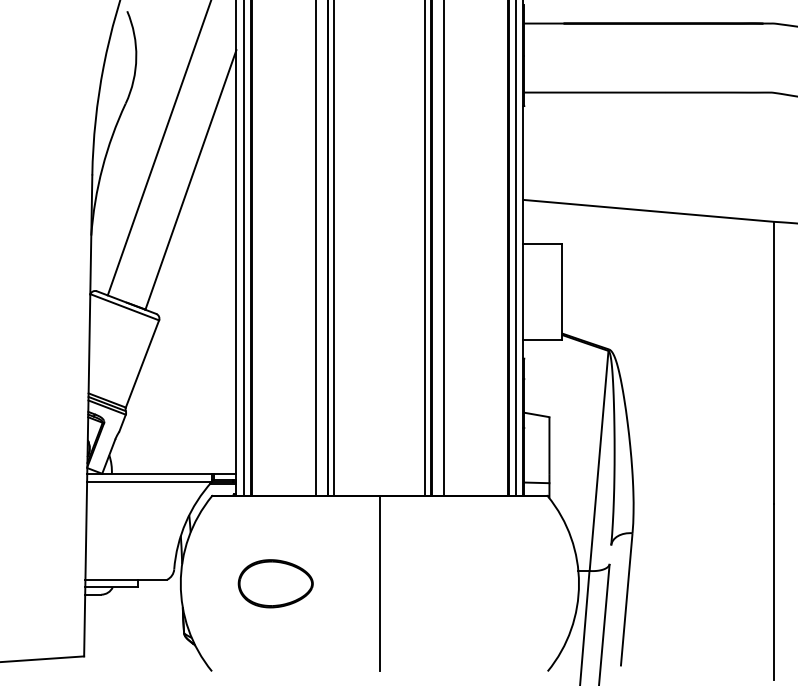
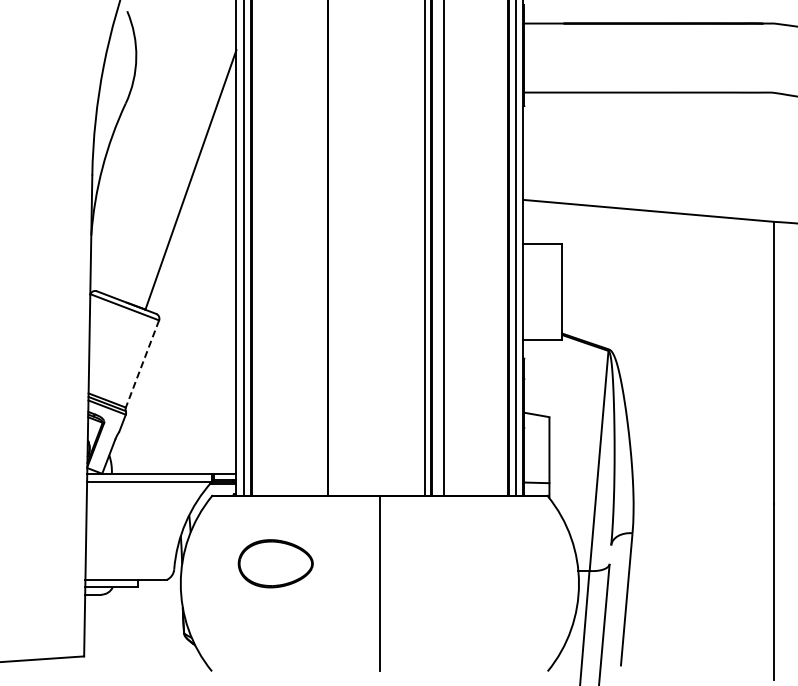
line: present -> none (158, 148)
line: present -> none (315, 248)
line: present -> none (334, 248)
line: solid -> dashed (142, 363)
part position: (275, 583) -> (275, 563) (275, 563)
